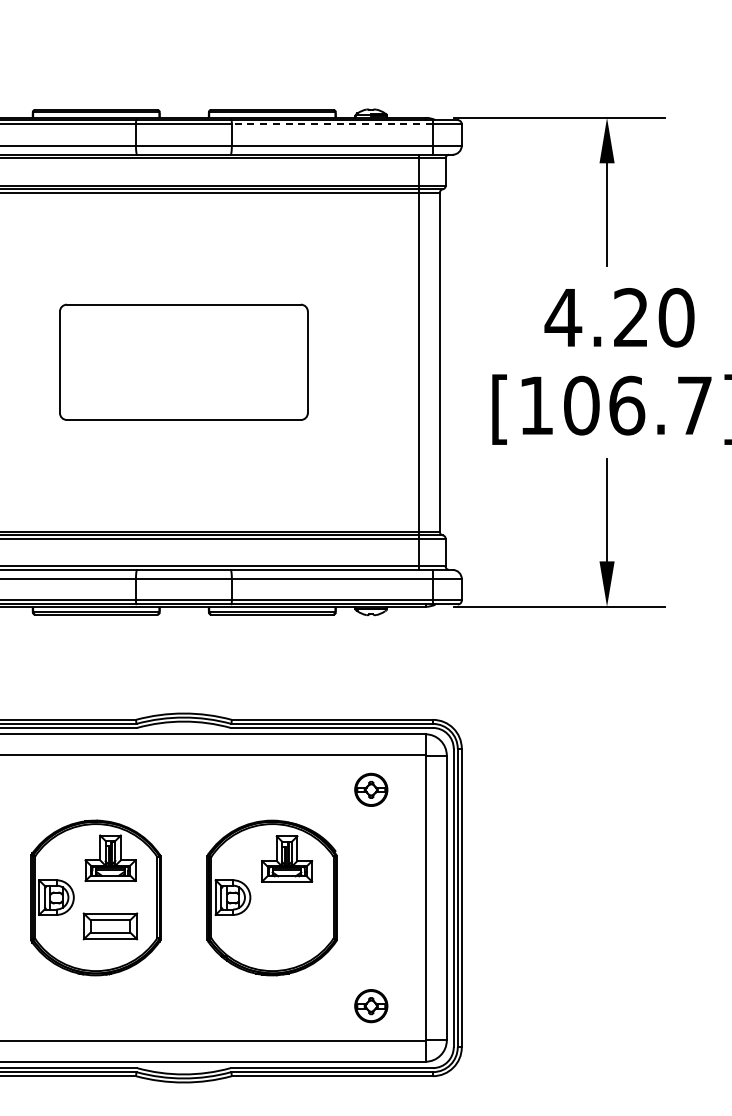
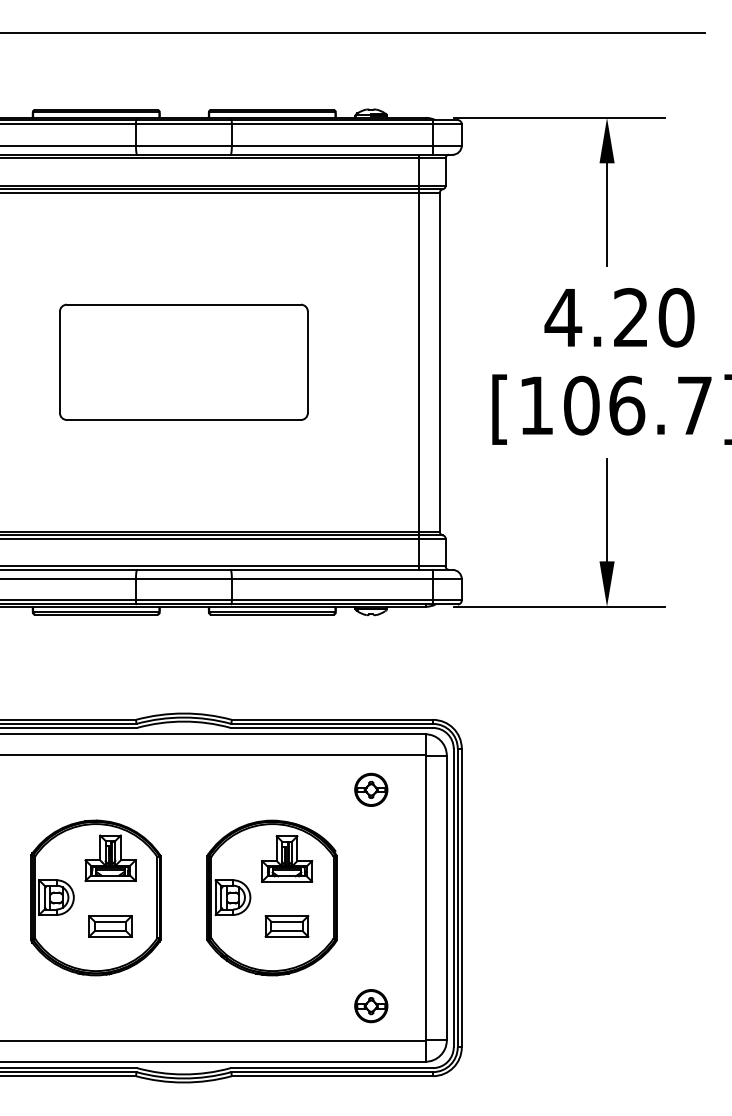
line: none -> present (353, 33)
line: dashed -> solid (332, 124)
part size: 57x29 px -> 45x23 px (110, 926)
part: none -> present (286, 926)
